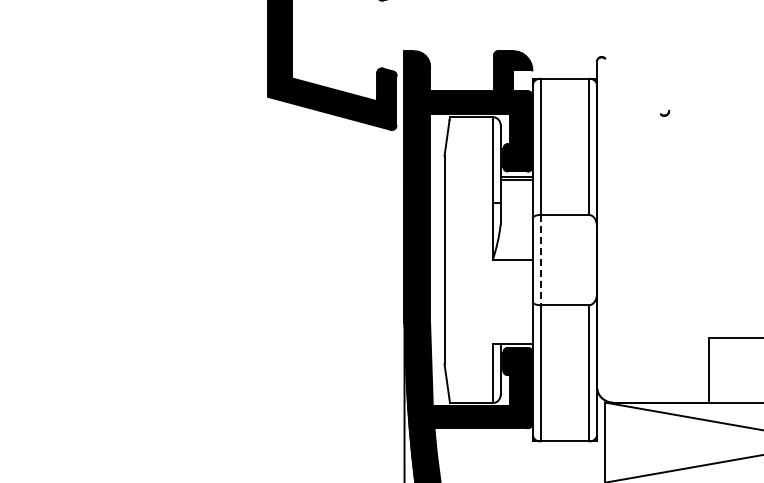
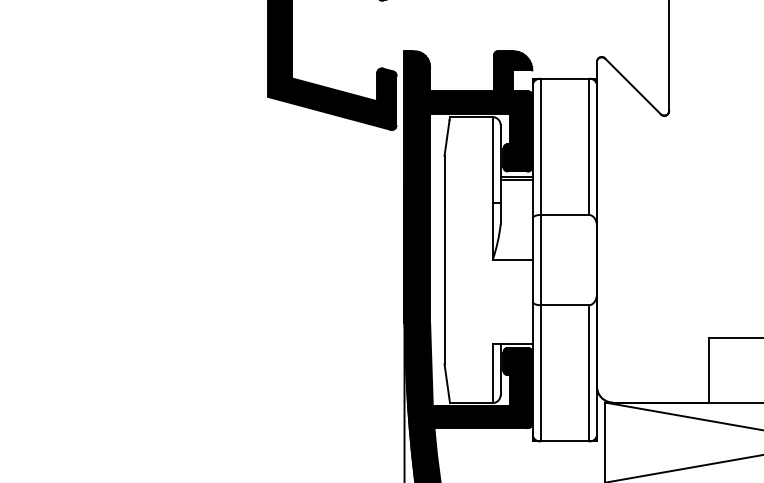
line: none -> present (669, 56)
line: none -> present (632, 86)
line: dashed -> solid (540, 260)
